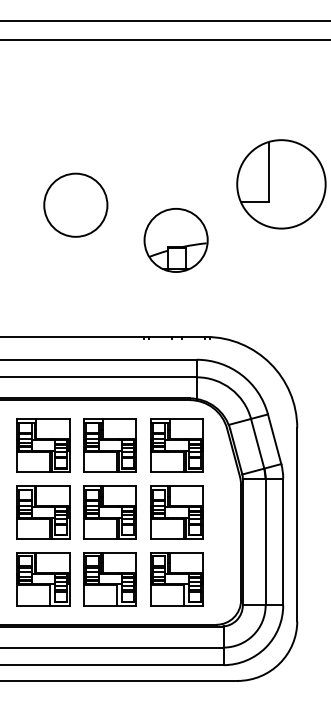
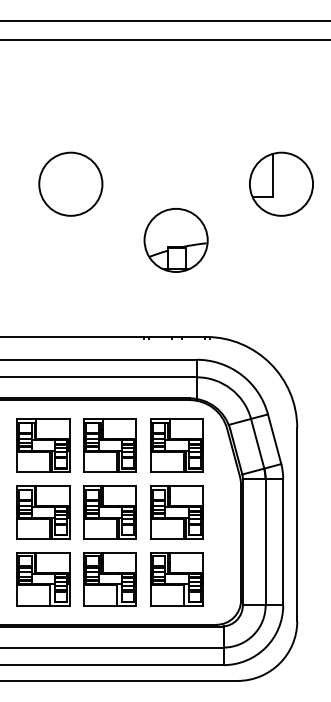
part size: 91x91 px -> 65x66 px (281, 183)
circle position: (75, 204) -> (70, 183) (70, 183)
